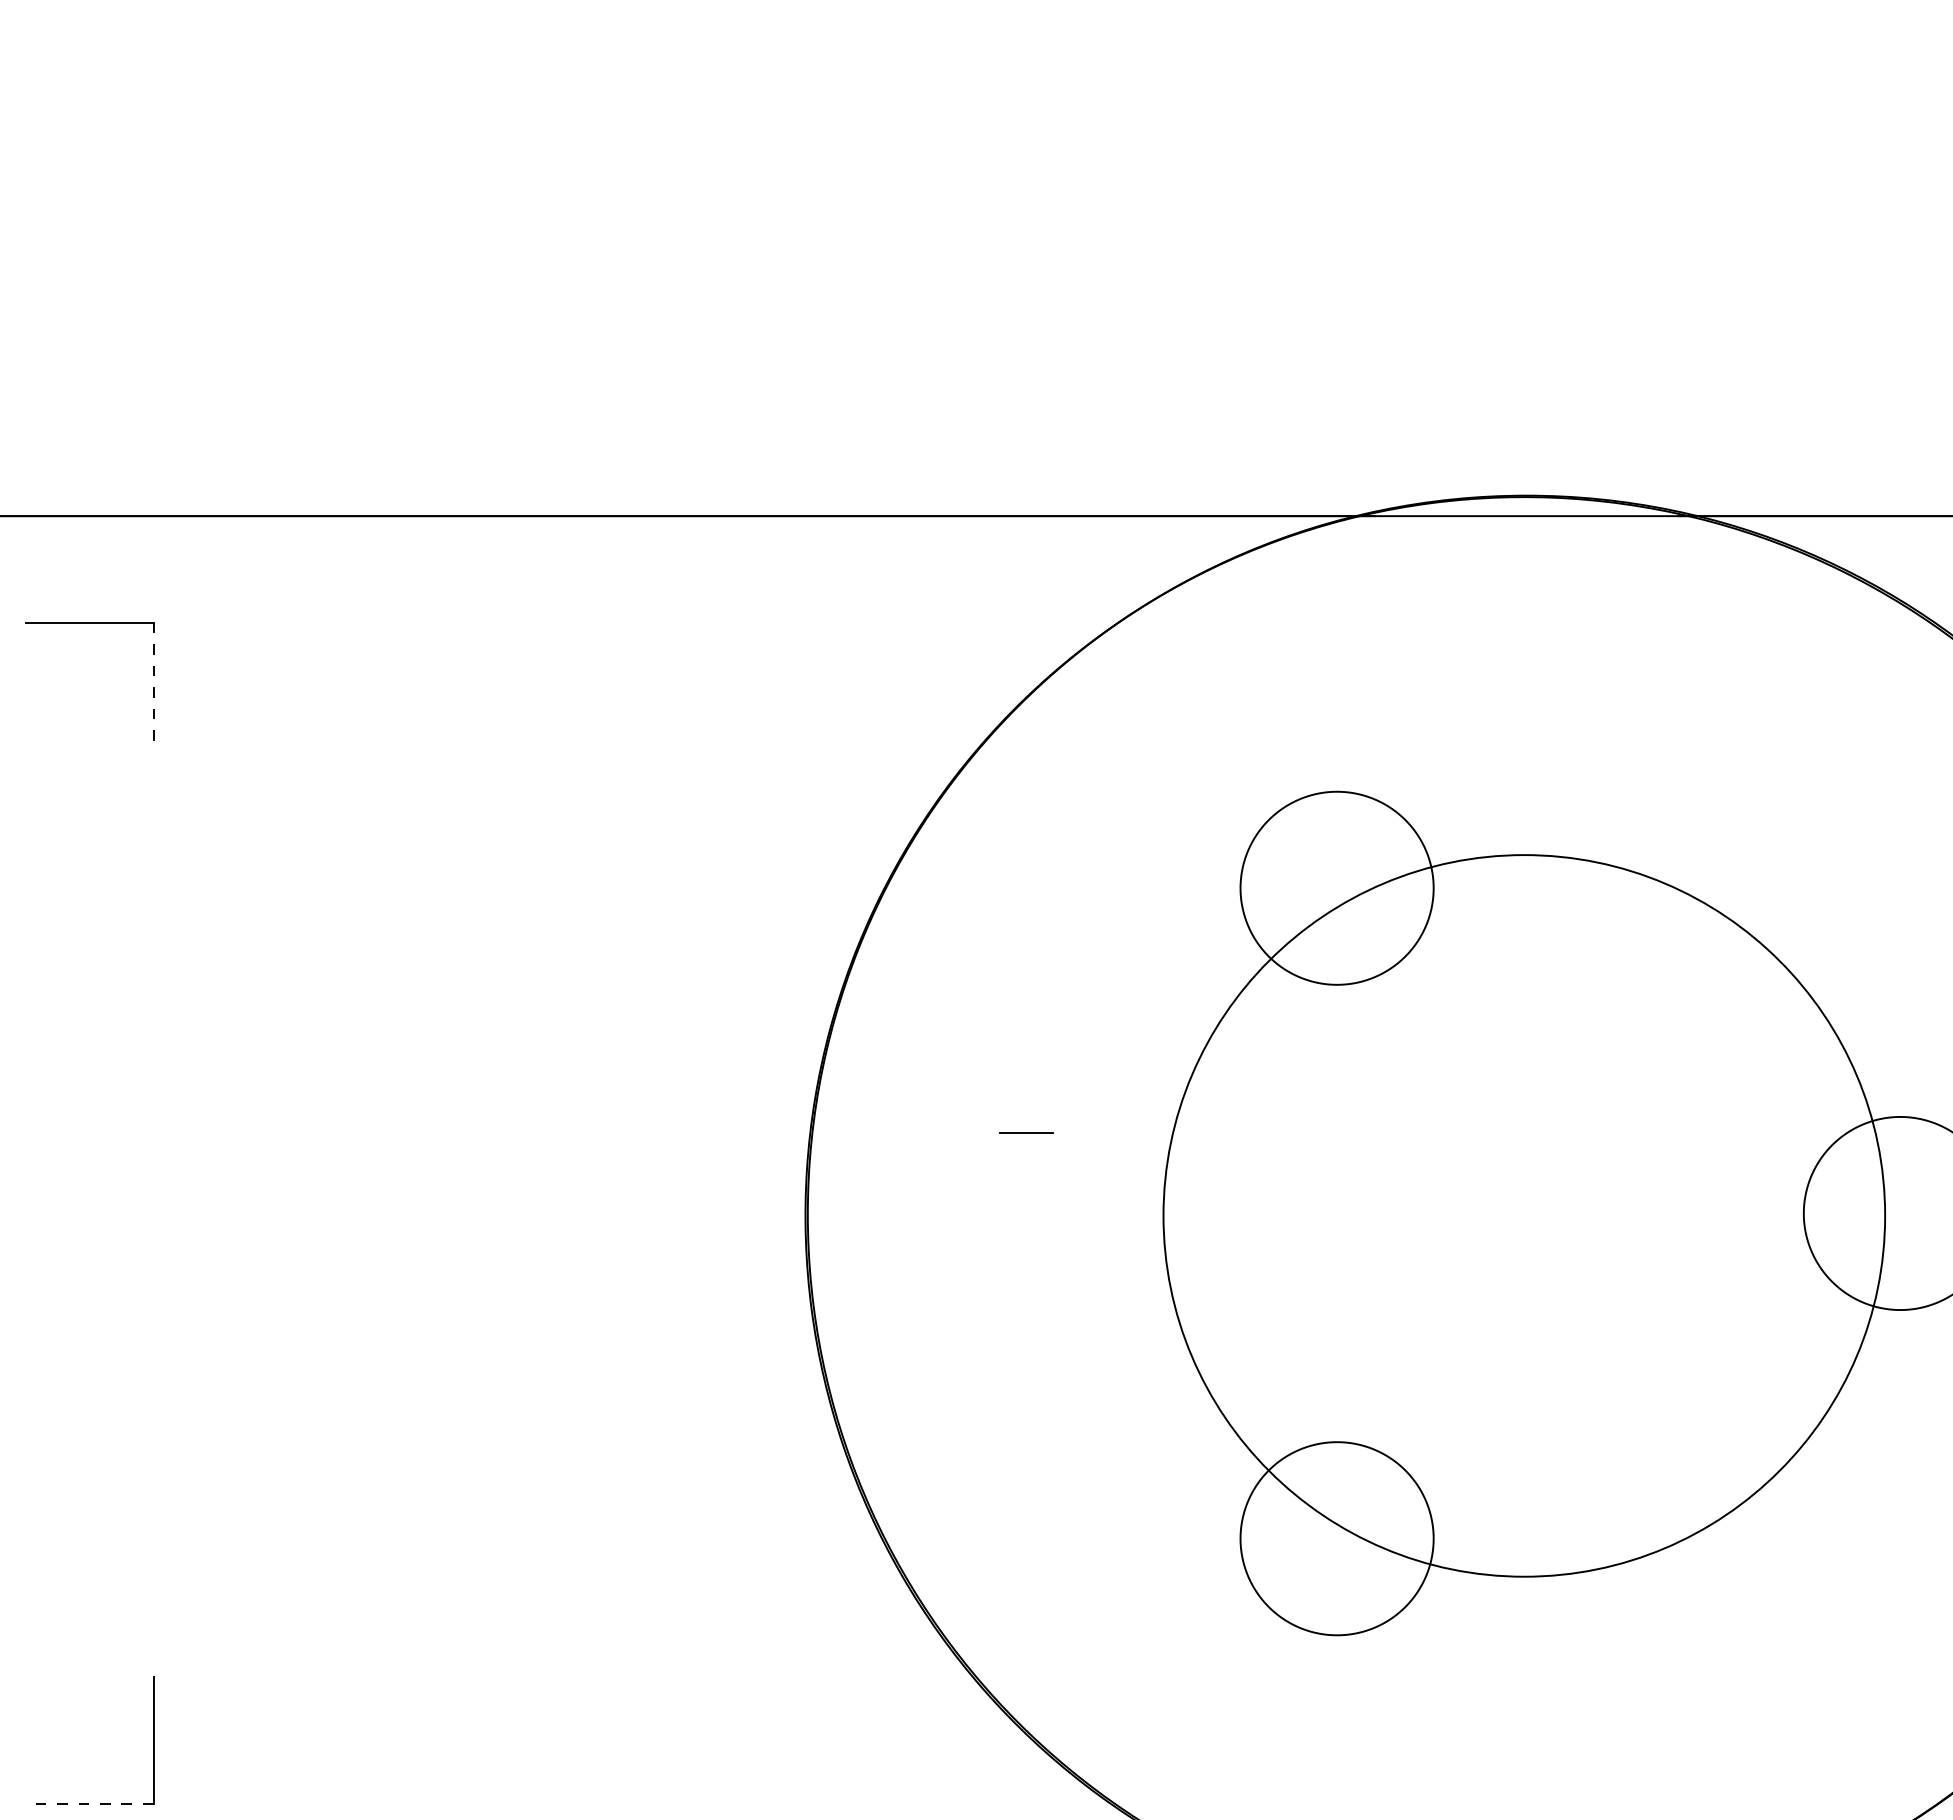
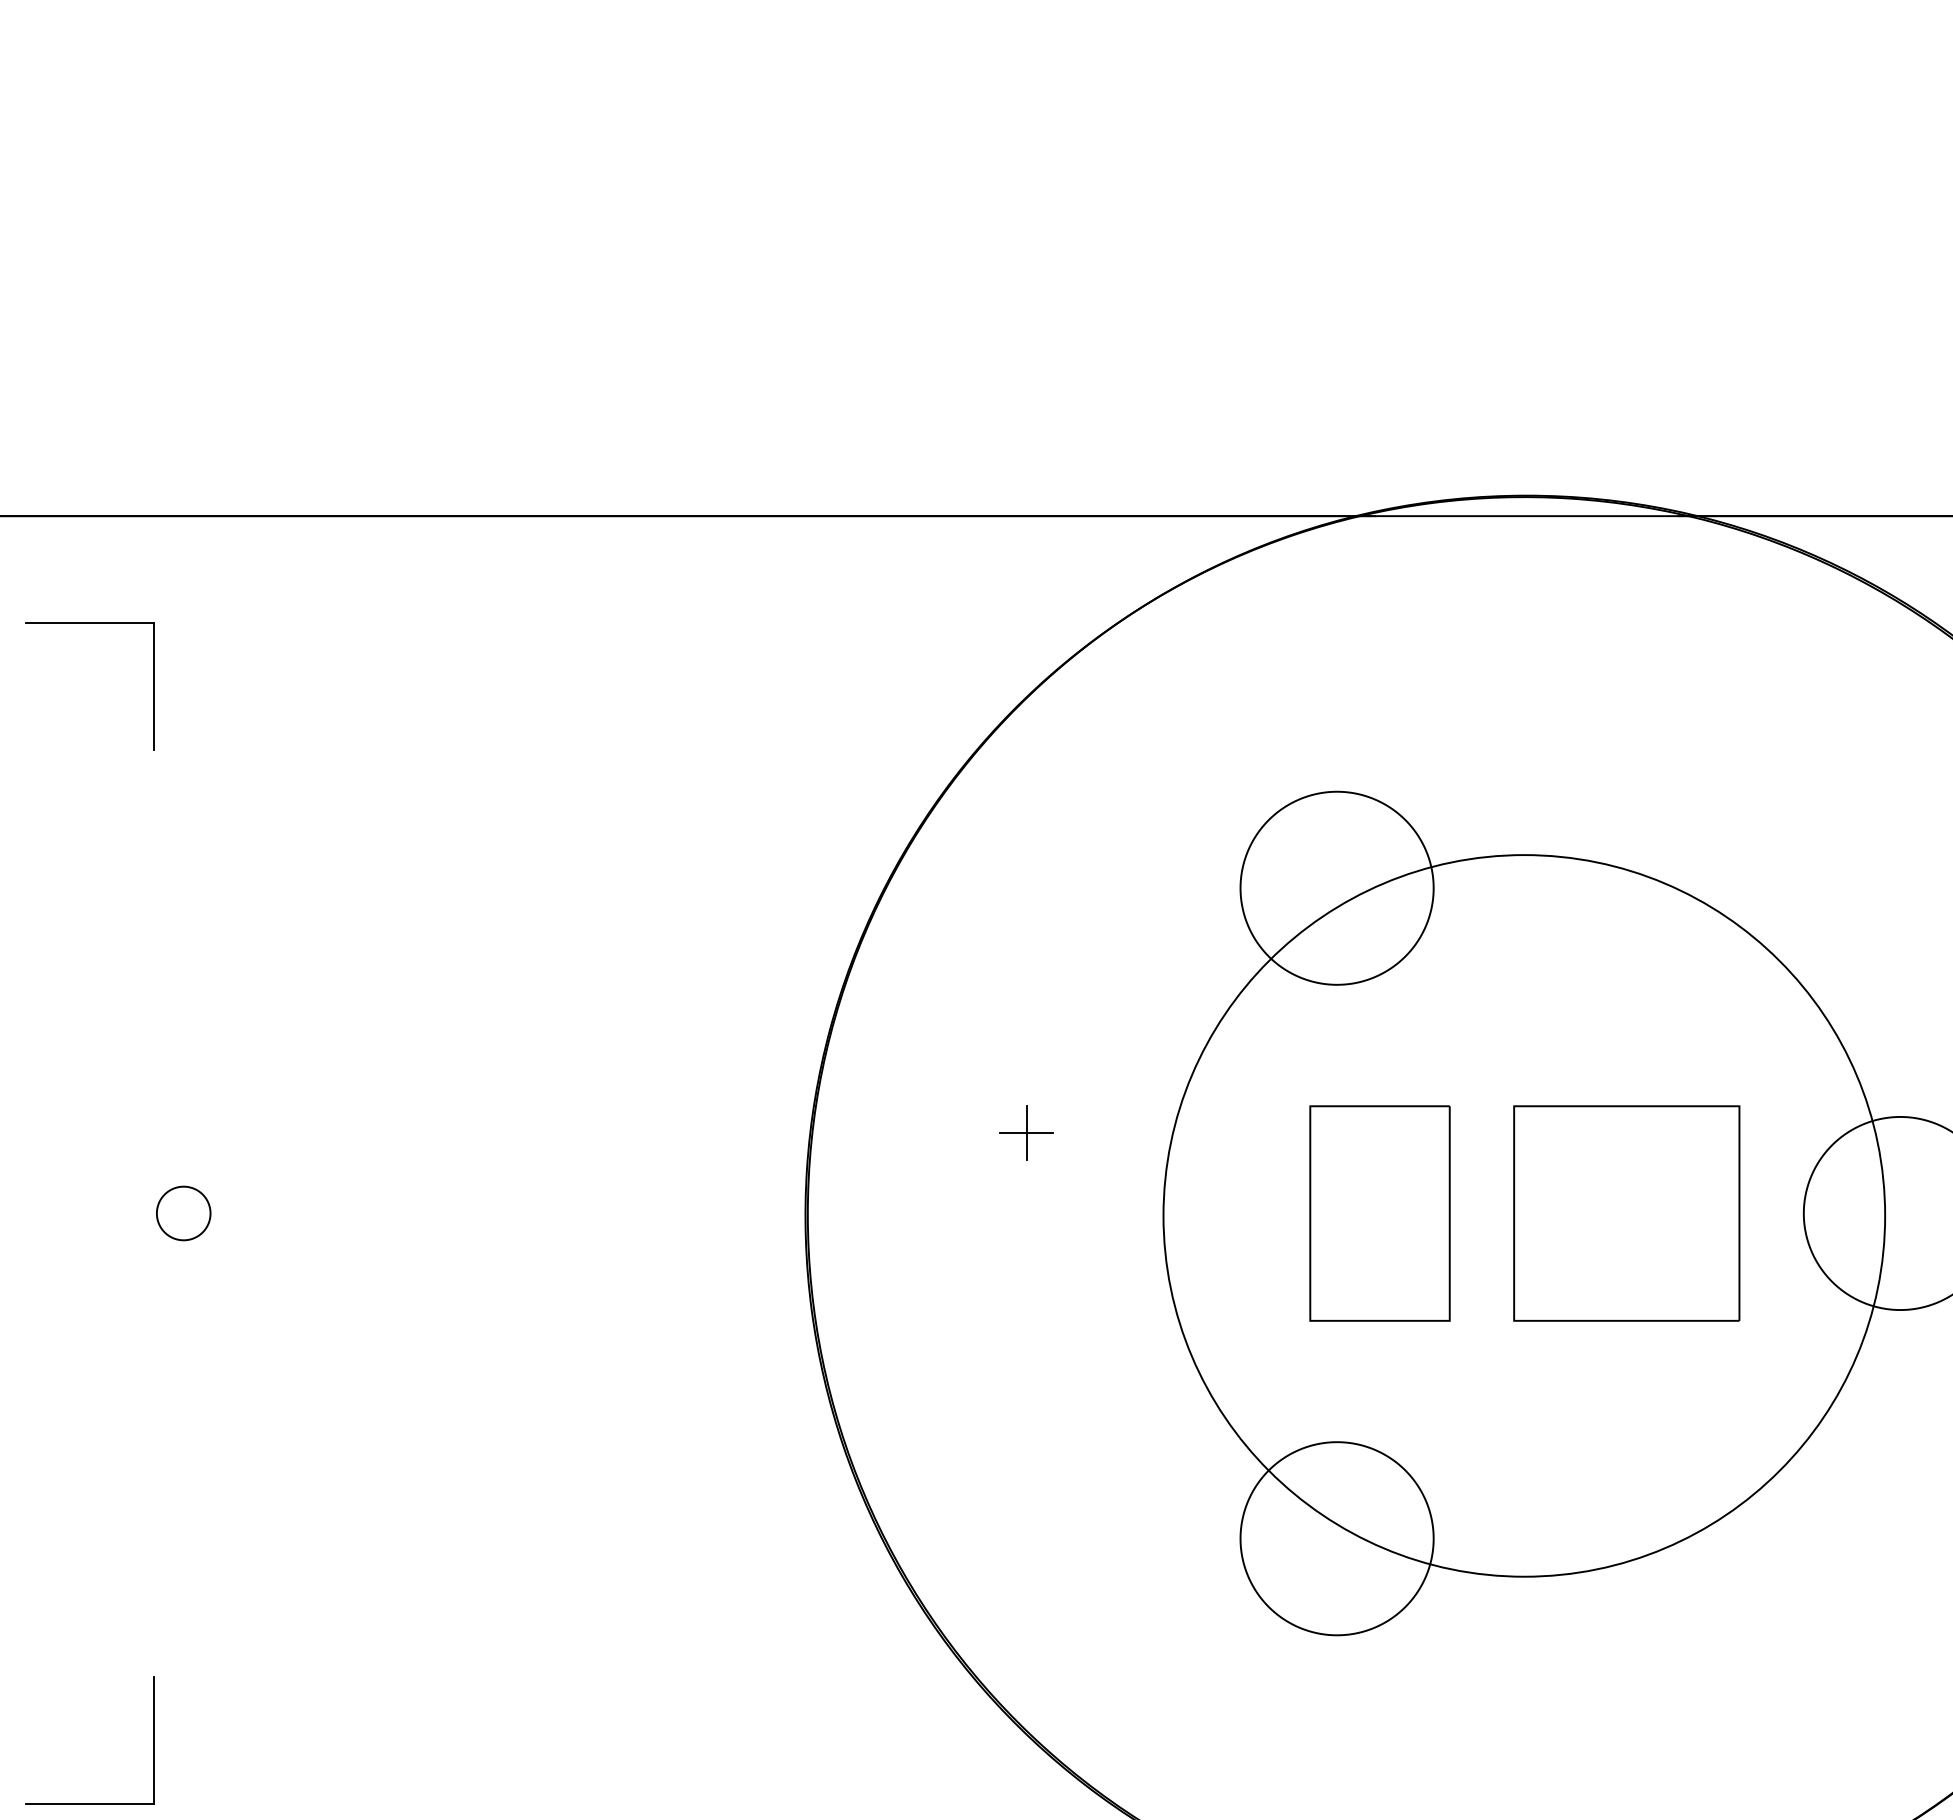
line: dashed -> solid (153, 686)
line: none -> present (1026, 1132)
part: none -> present (183, 1213)
part: none -> present (1379, 1213)
part: none -> present (1626, 1213)
line: dashed -> solid (90, 1804)
